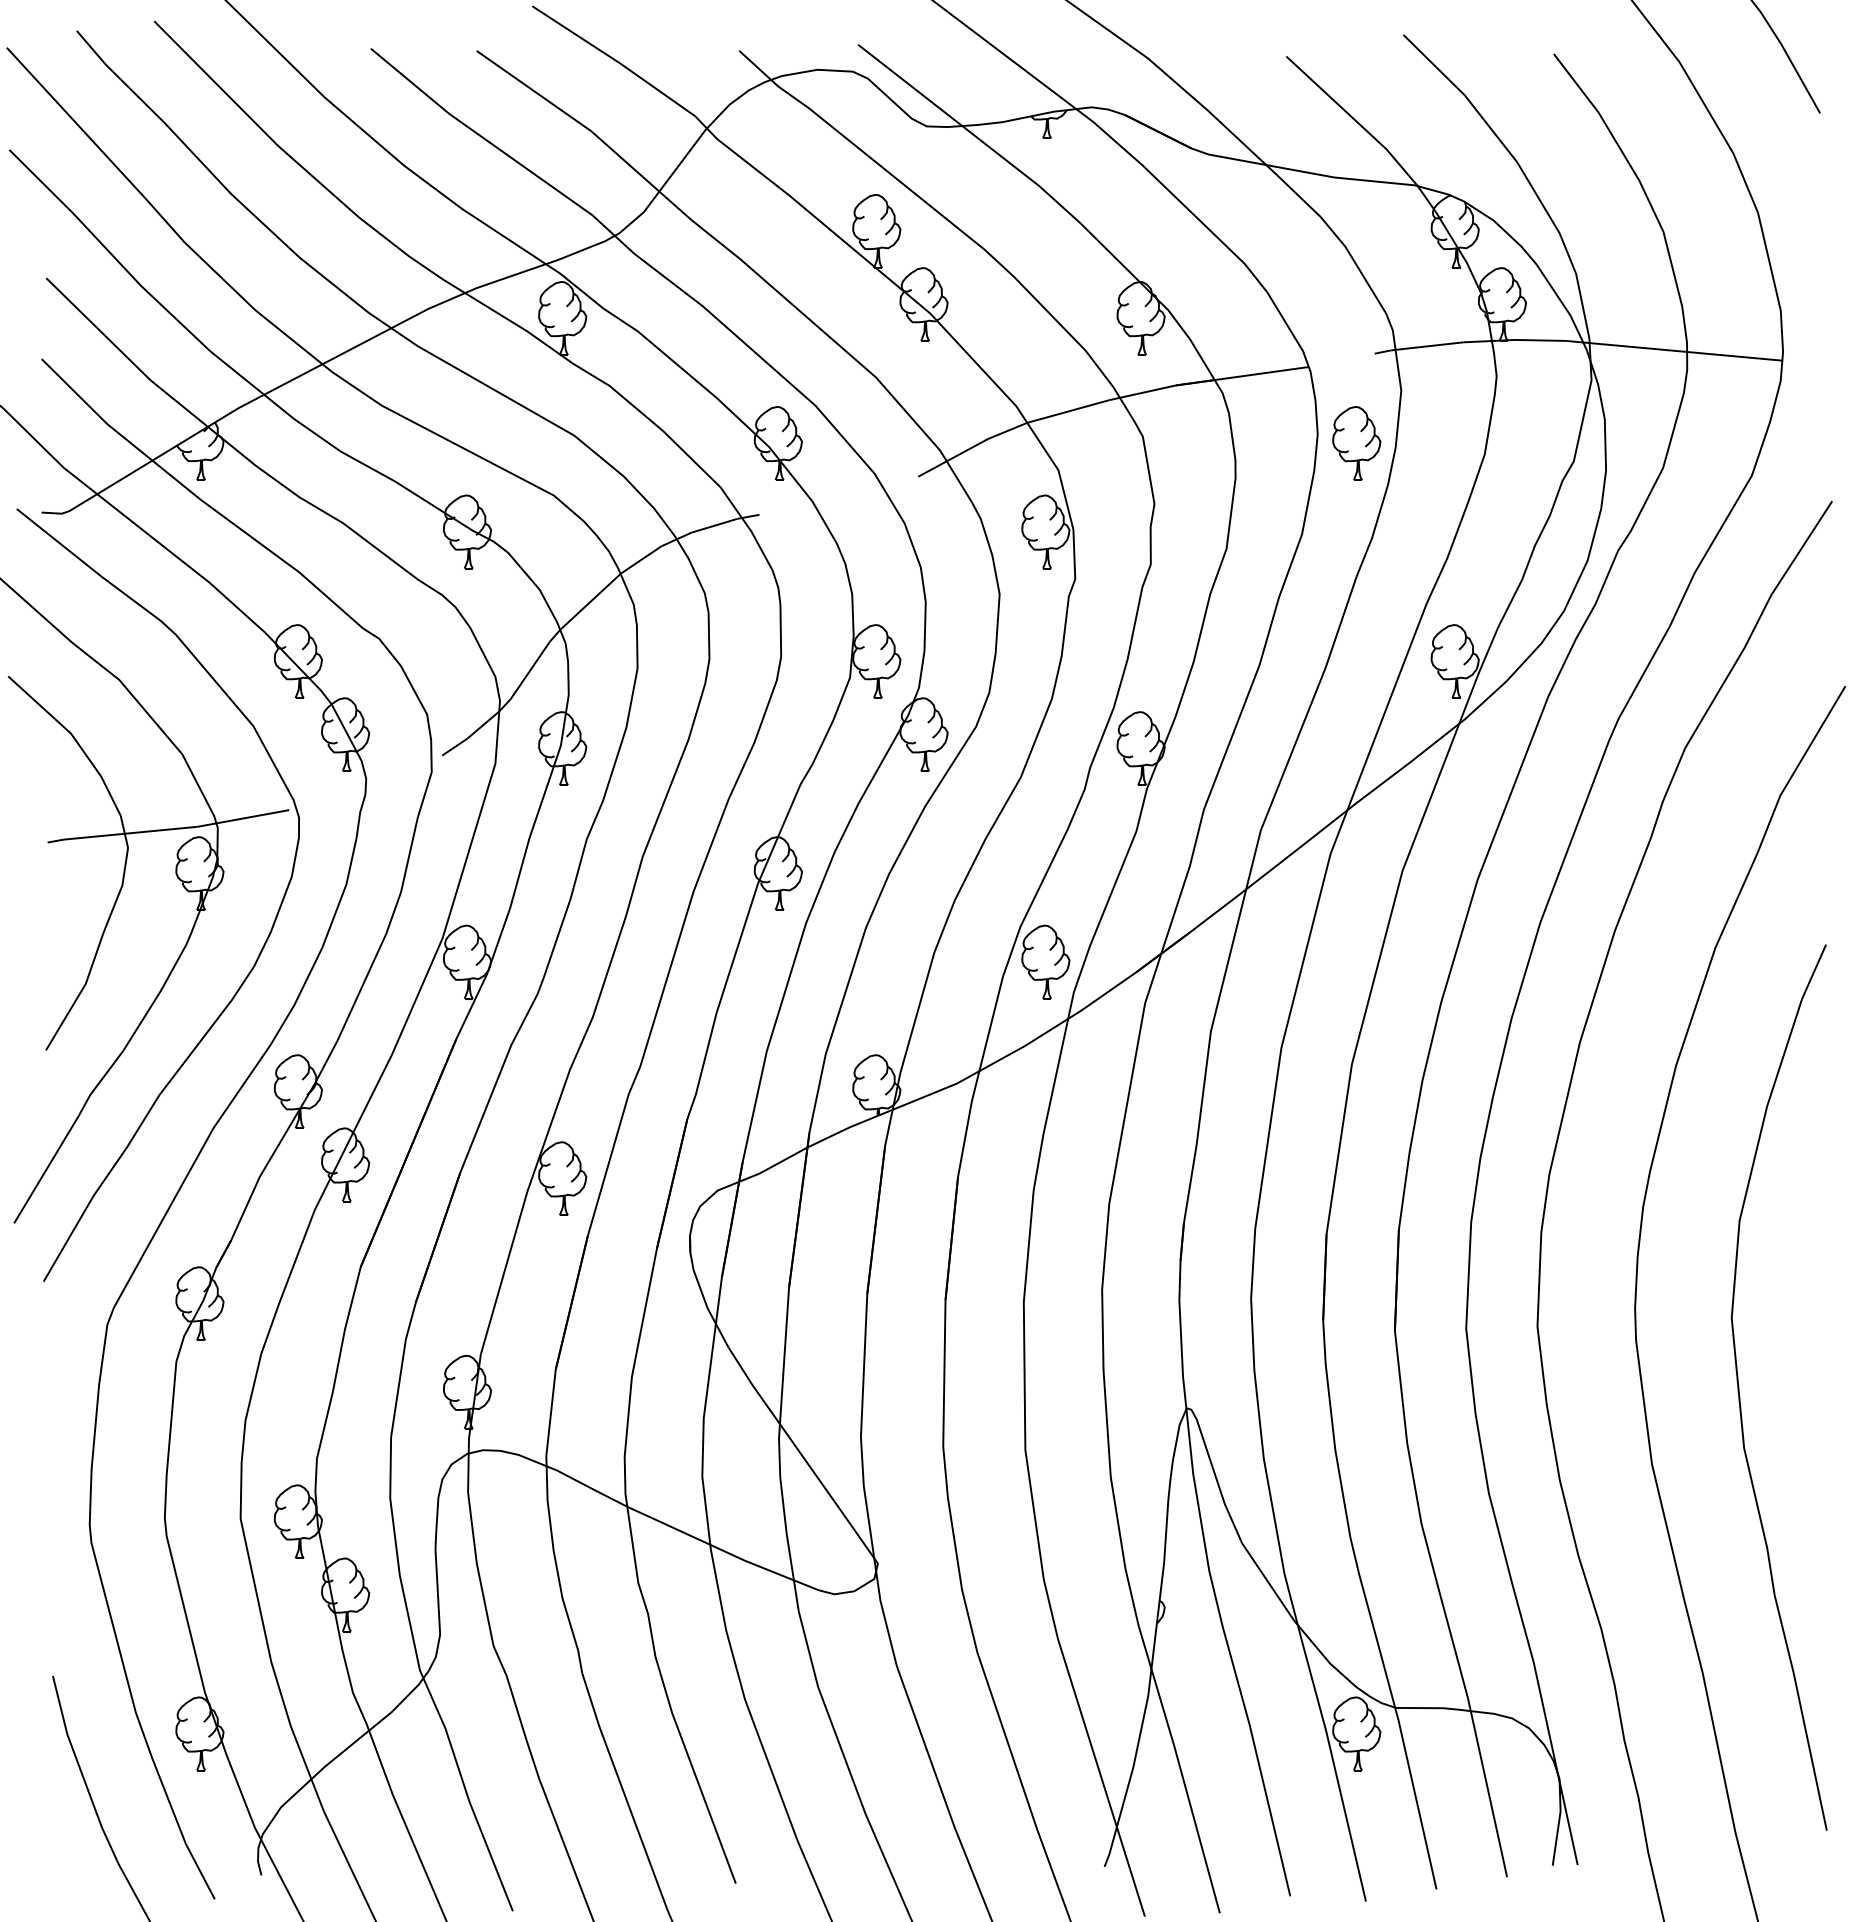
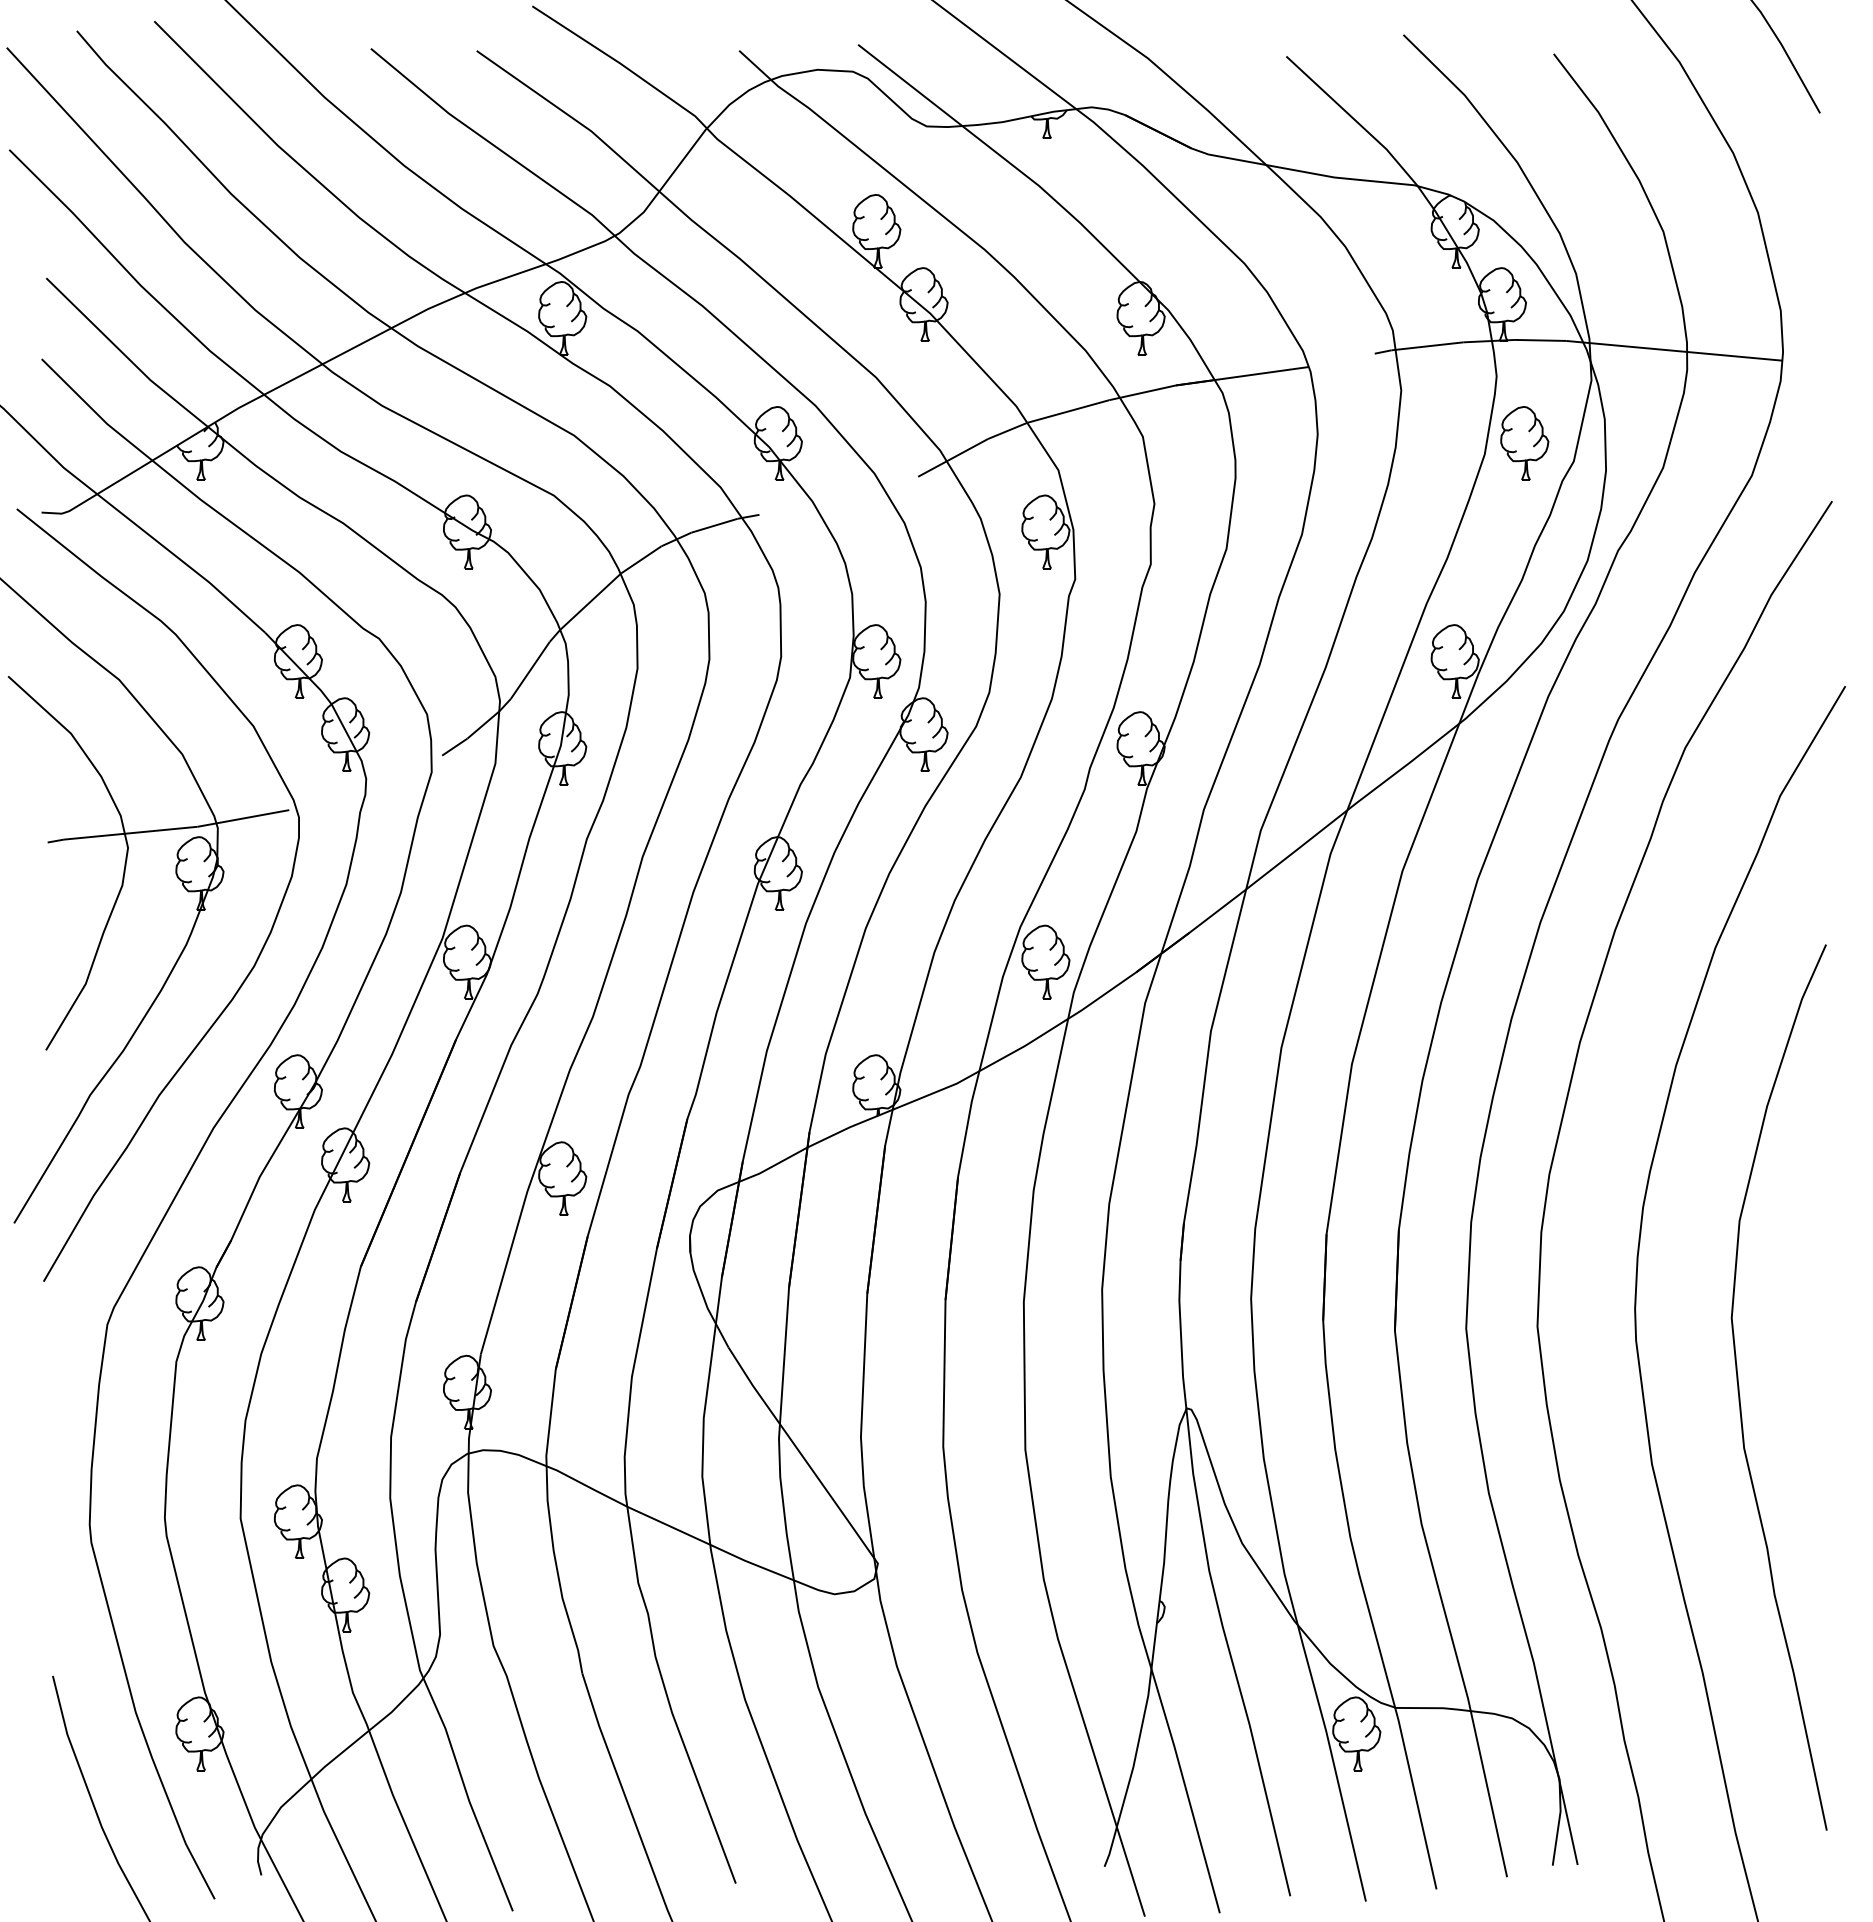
part position: (1356, 443) -> (1524, 443) (1524, 443)
